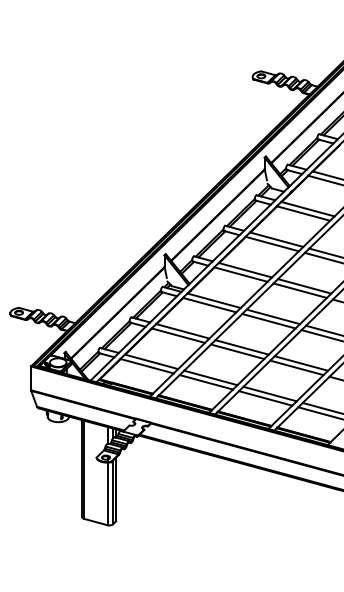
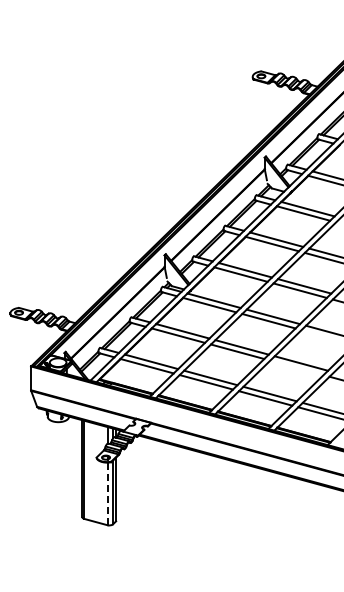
line: present -> none (320, 335)
line: present -> none (296, 367)
line: solid -> dashed (107, 493)
